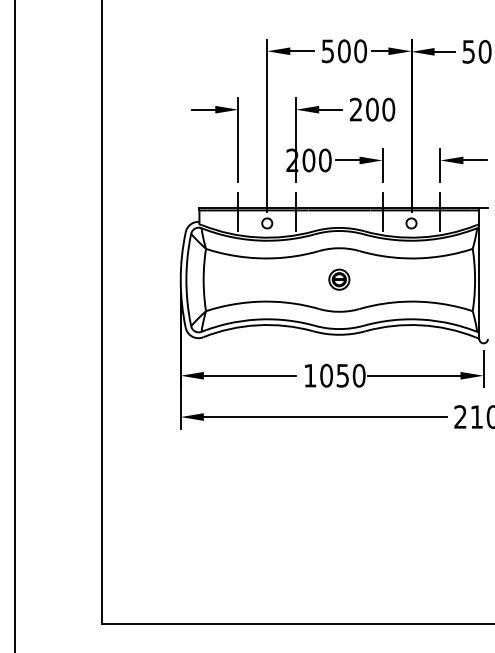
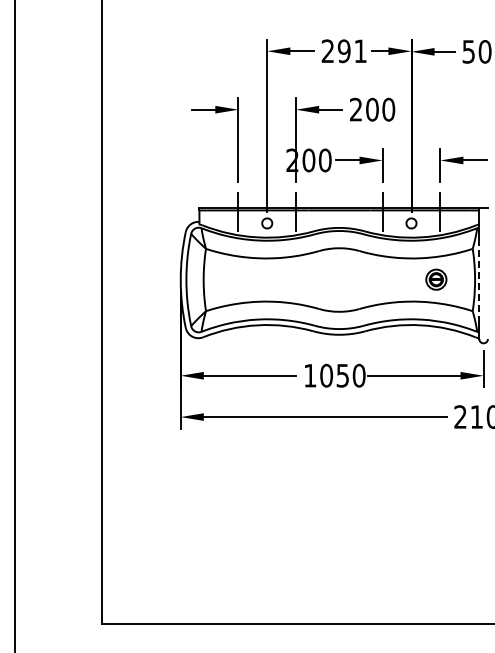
text: 500 -> 291 (344, 51)
part position: (339, 279) -> (436, 279) (436, 279)
line: solid -> dashed (479, 280)
